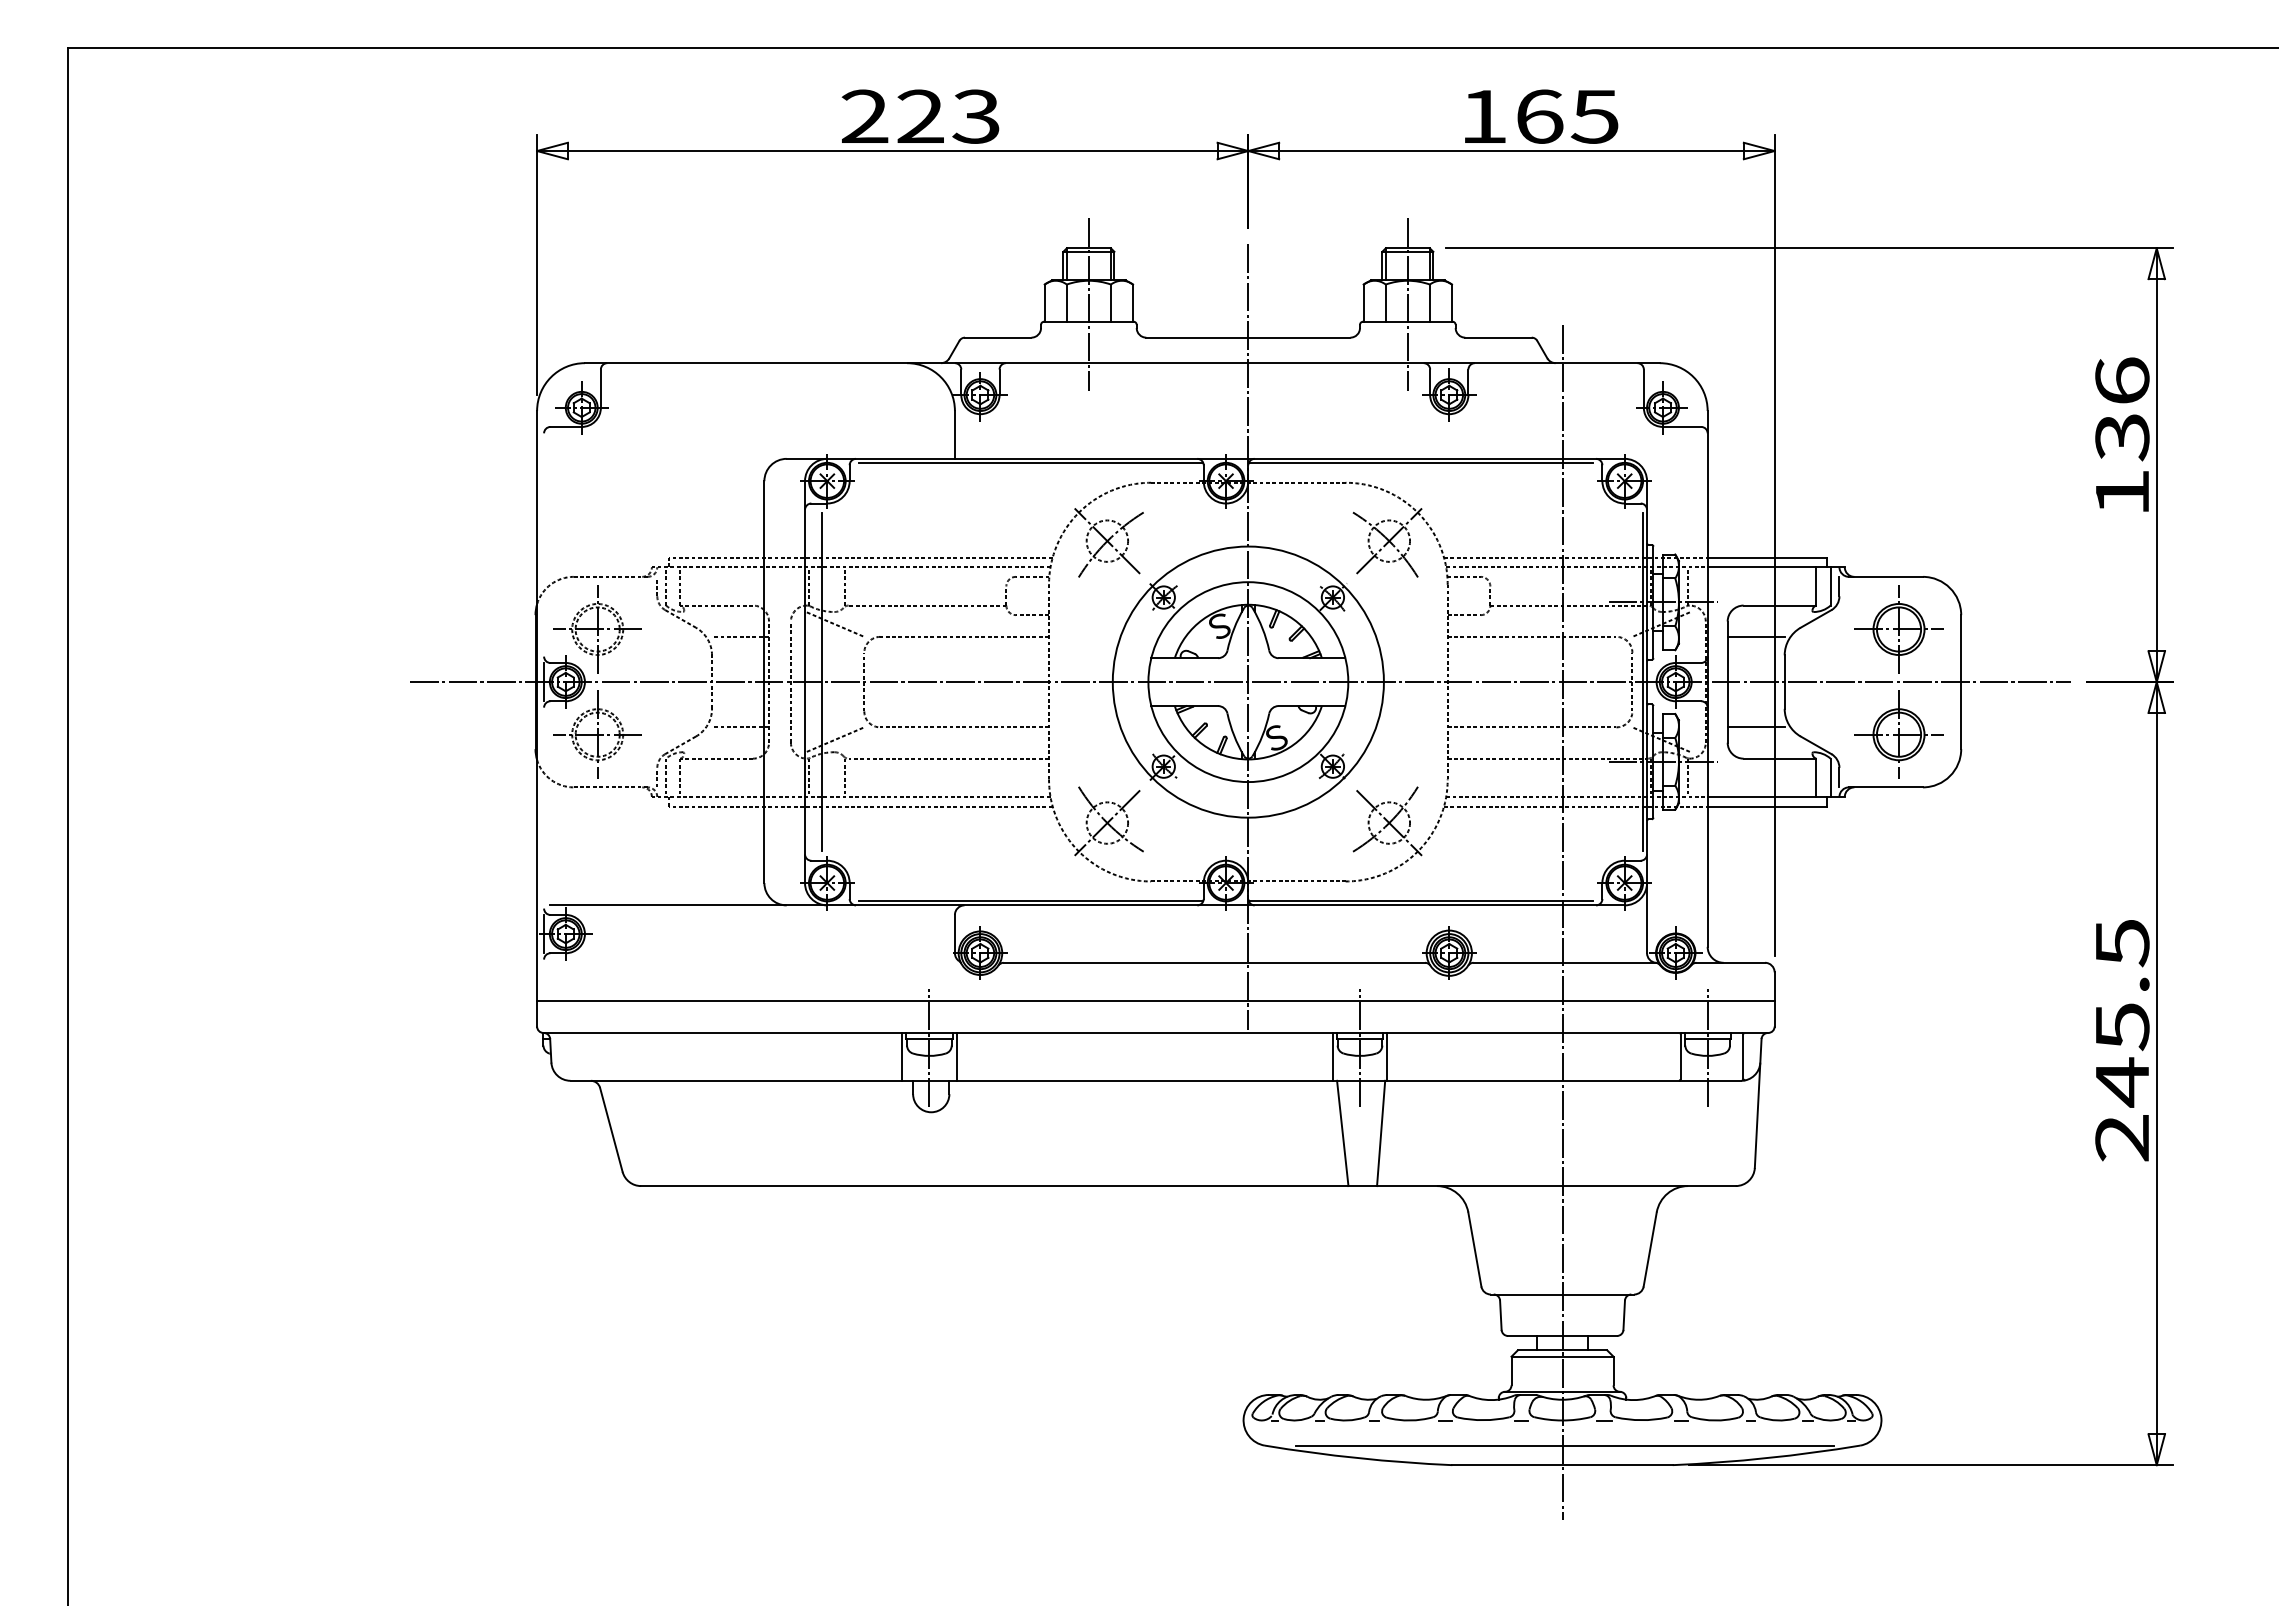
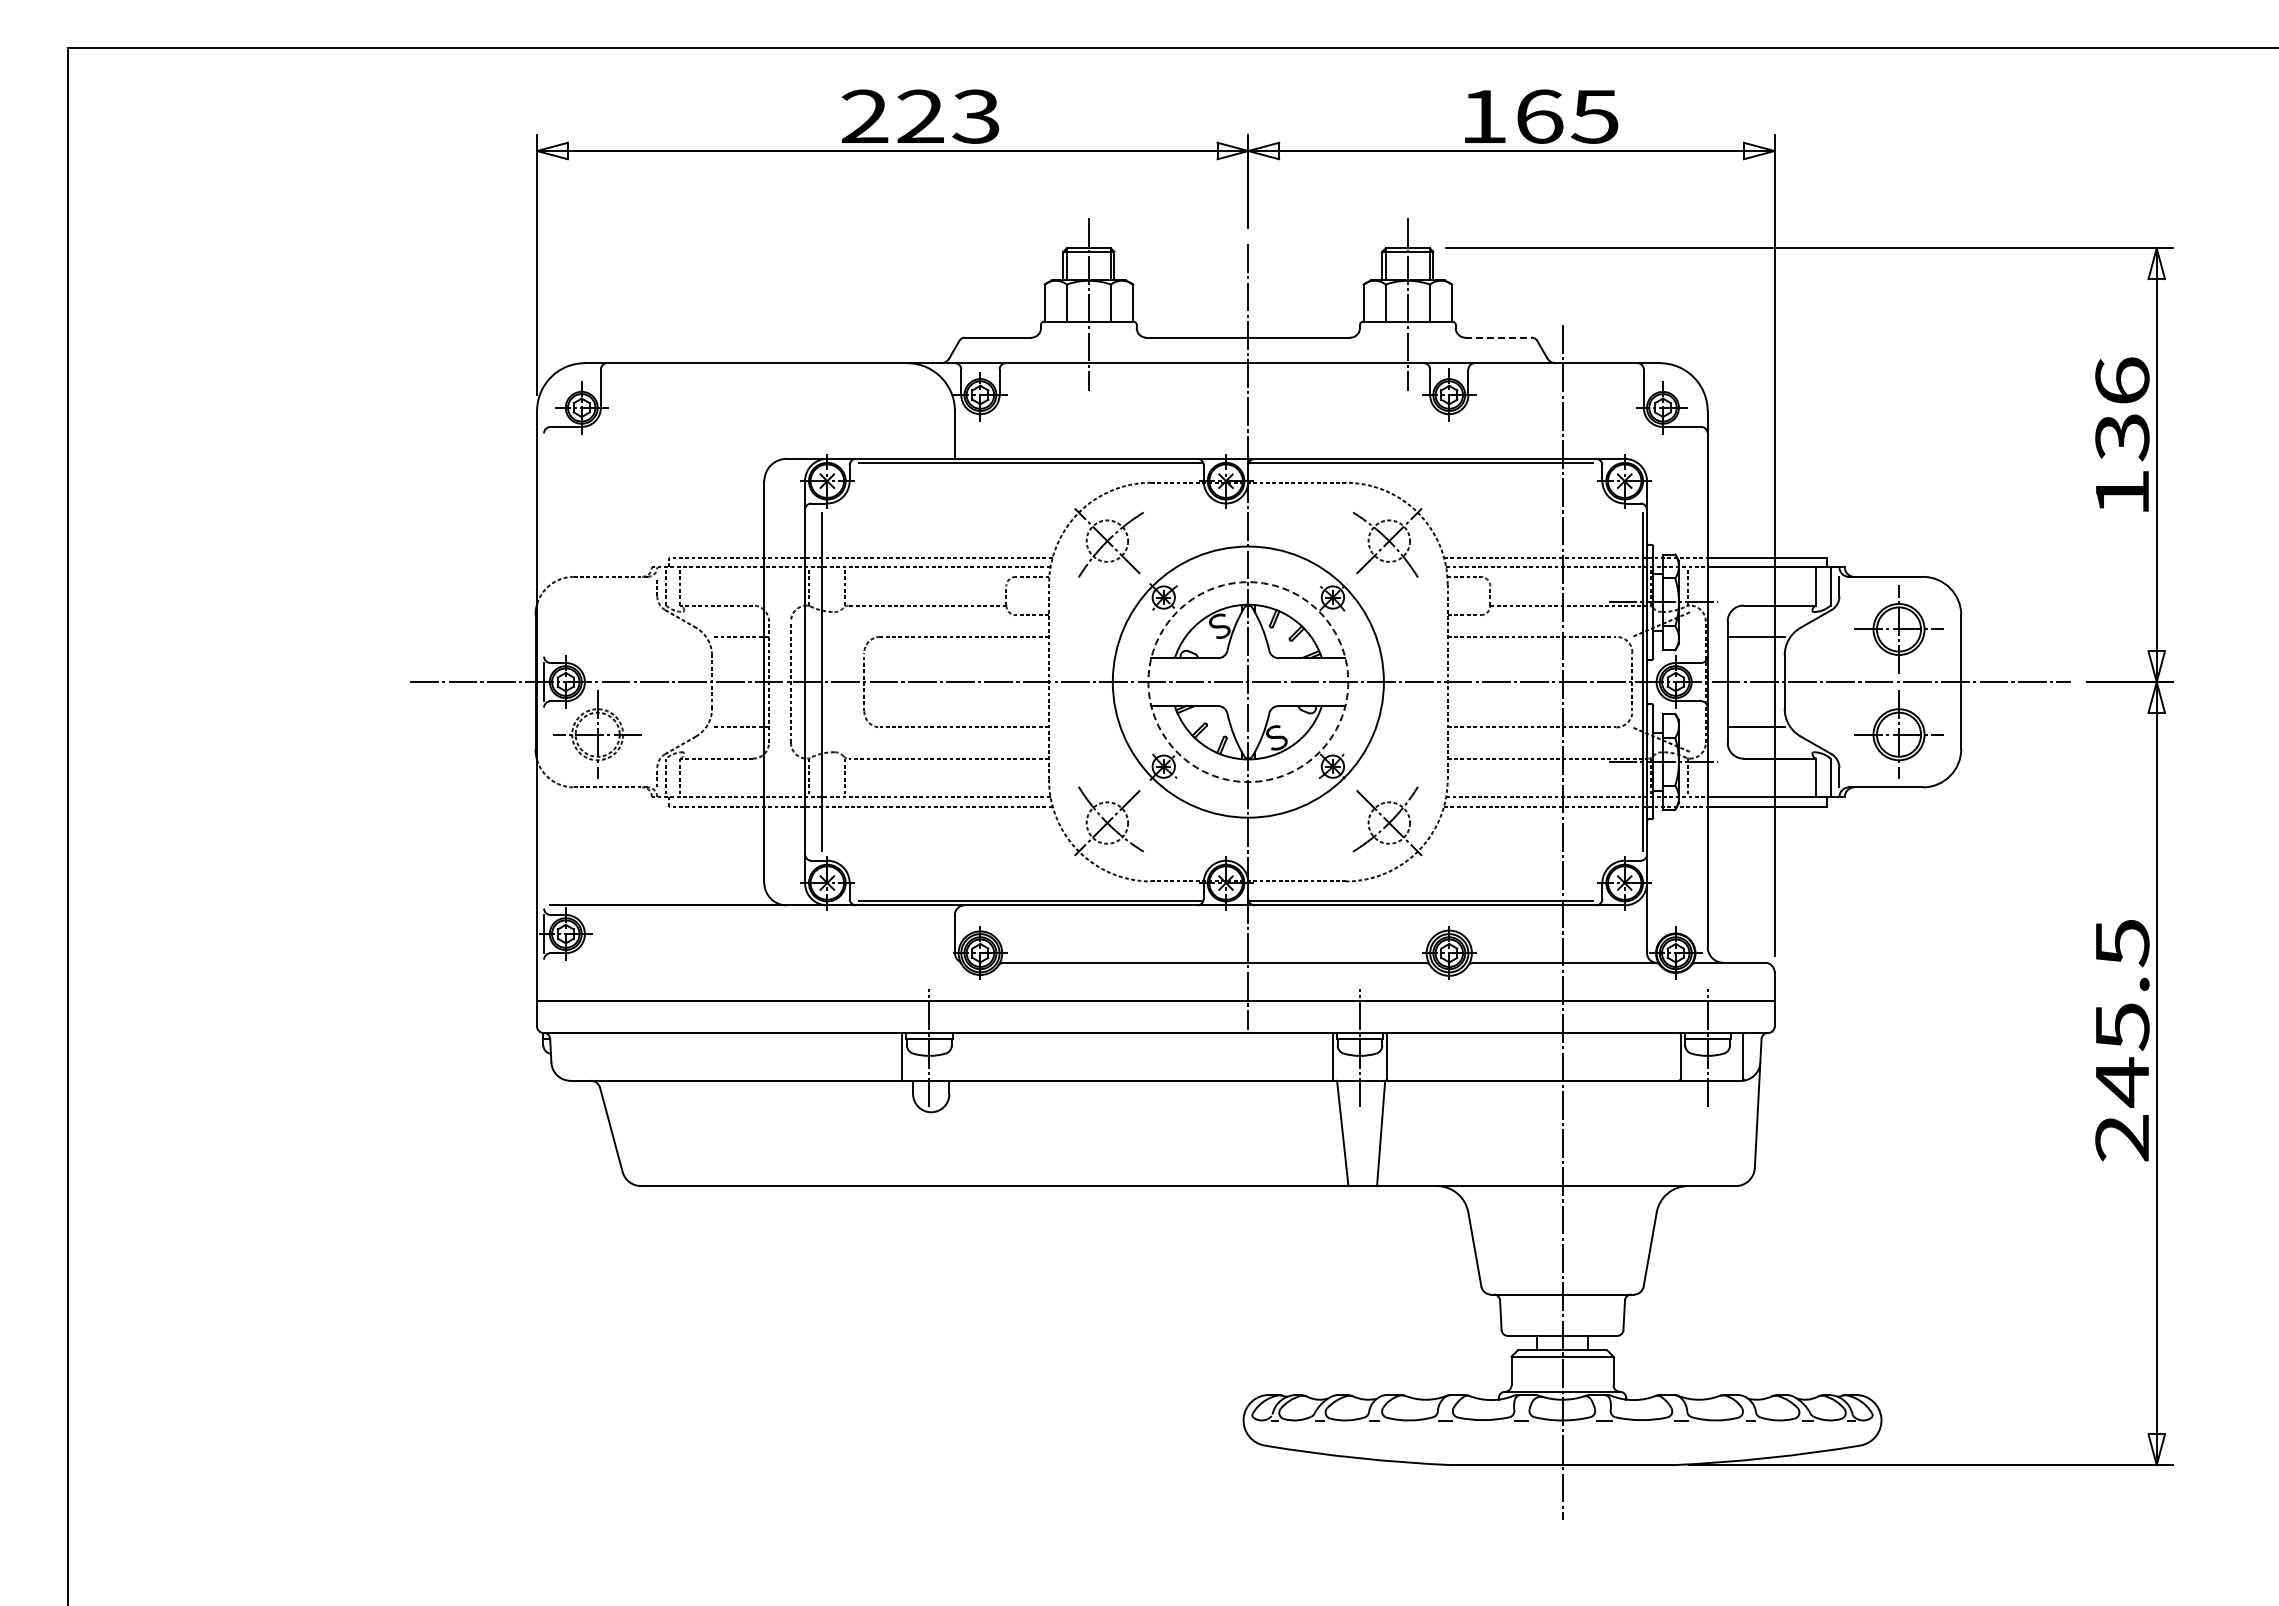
line: solid -> dashed (1498, 337)
line: present -> none (835, 624)
part: present -> none (597, 629)
circle: solid -> dashed (1248, 682)
line: present -> none (835, 739)
line: present -> none (956, 1056)
line: present -> none (1564, 1446)
